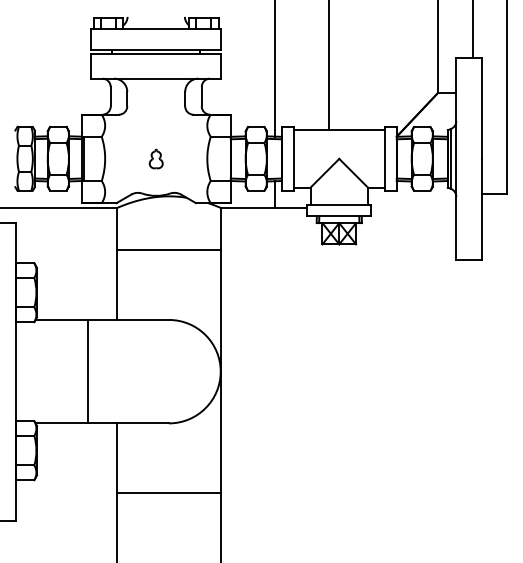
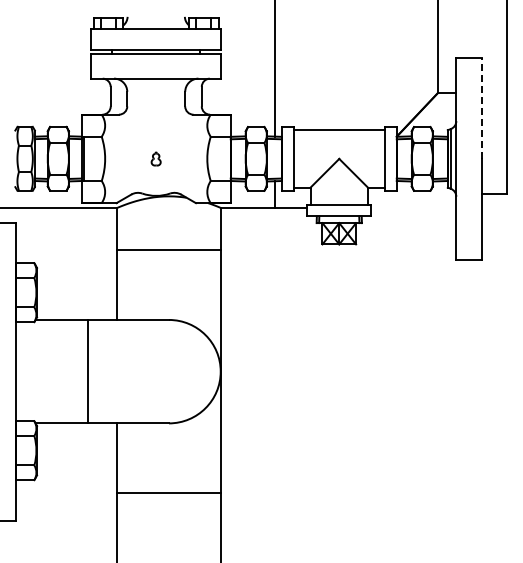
line: present -> none (473, 29)
line: present -> none (329, 66)
line: solid -> dashed (481, 108)
part size: 16x22 px -> 12x16 px (155, 158)
